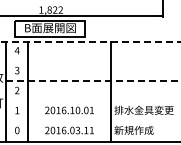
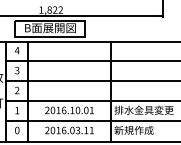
line: dashed -> solid (90, 41)
line: none -> present (91, 61)
line: dashed -> solid (93, 81)
line: none -> present (91, 101)
line: none -> present (91, 121)
